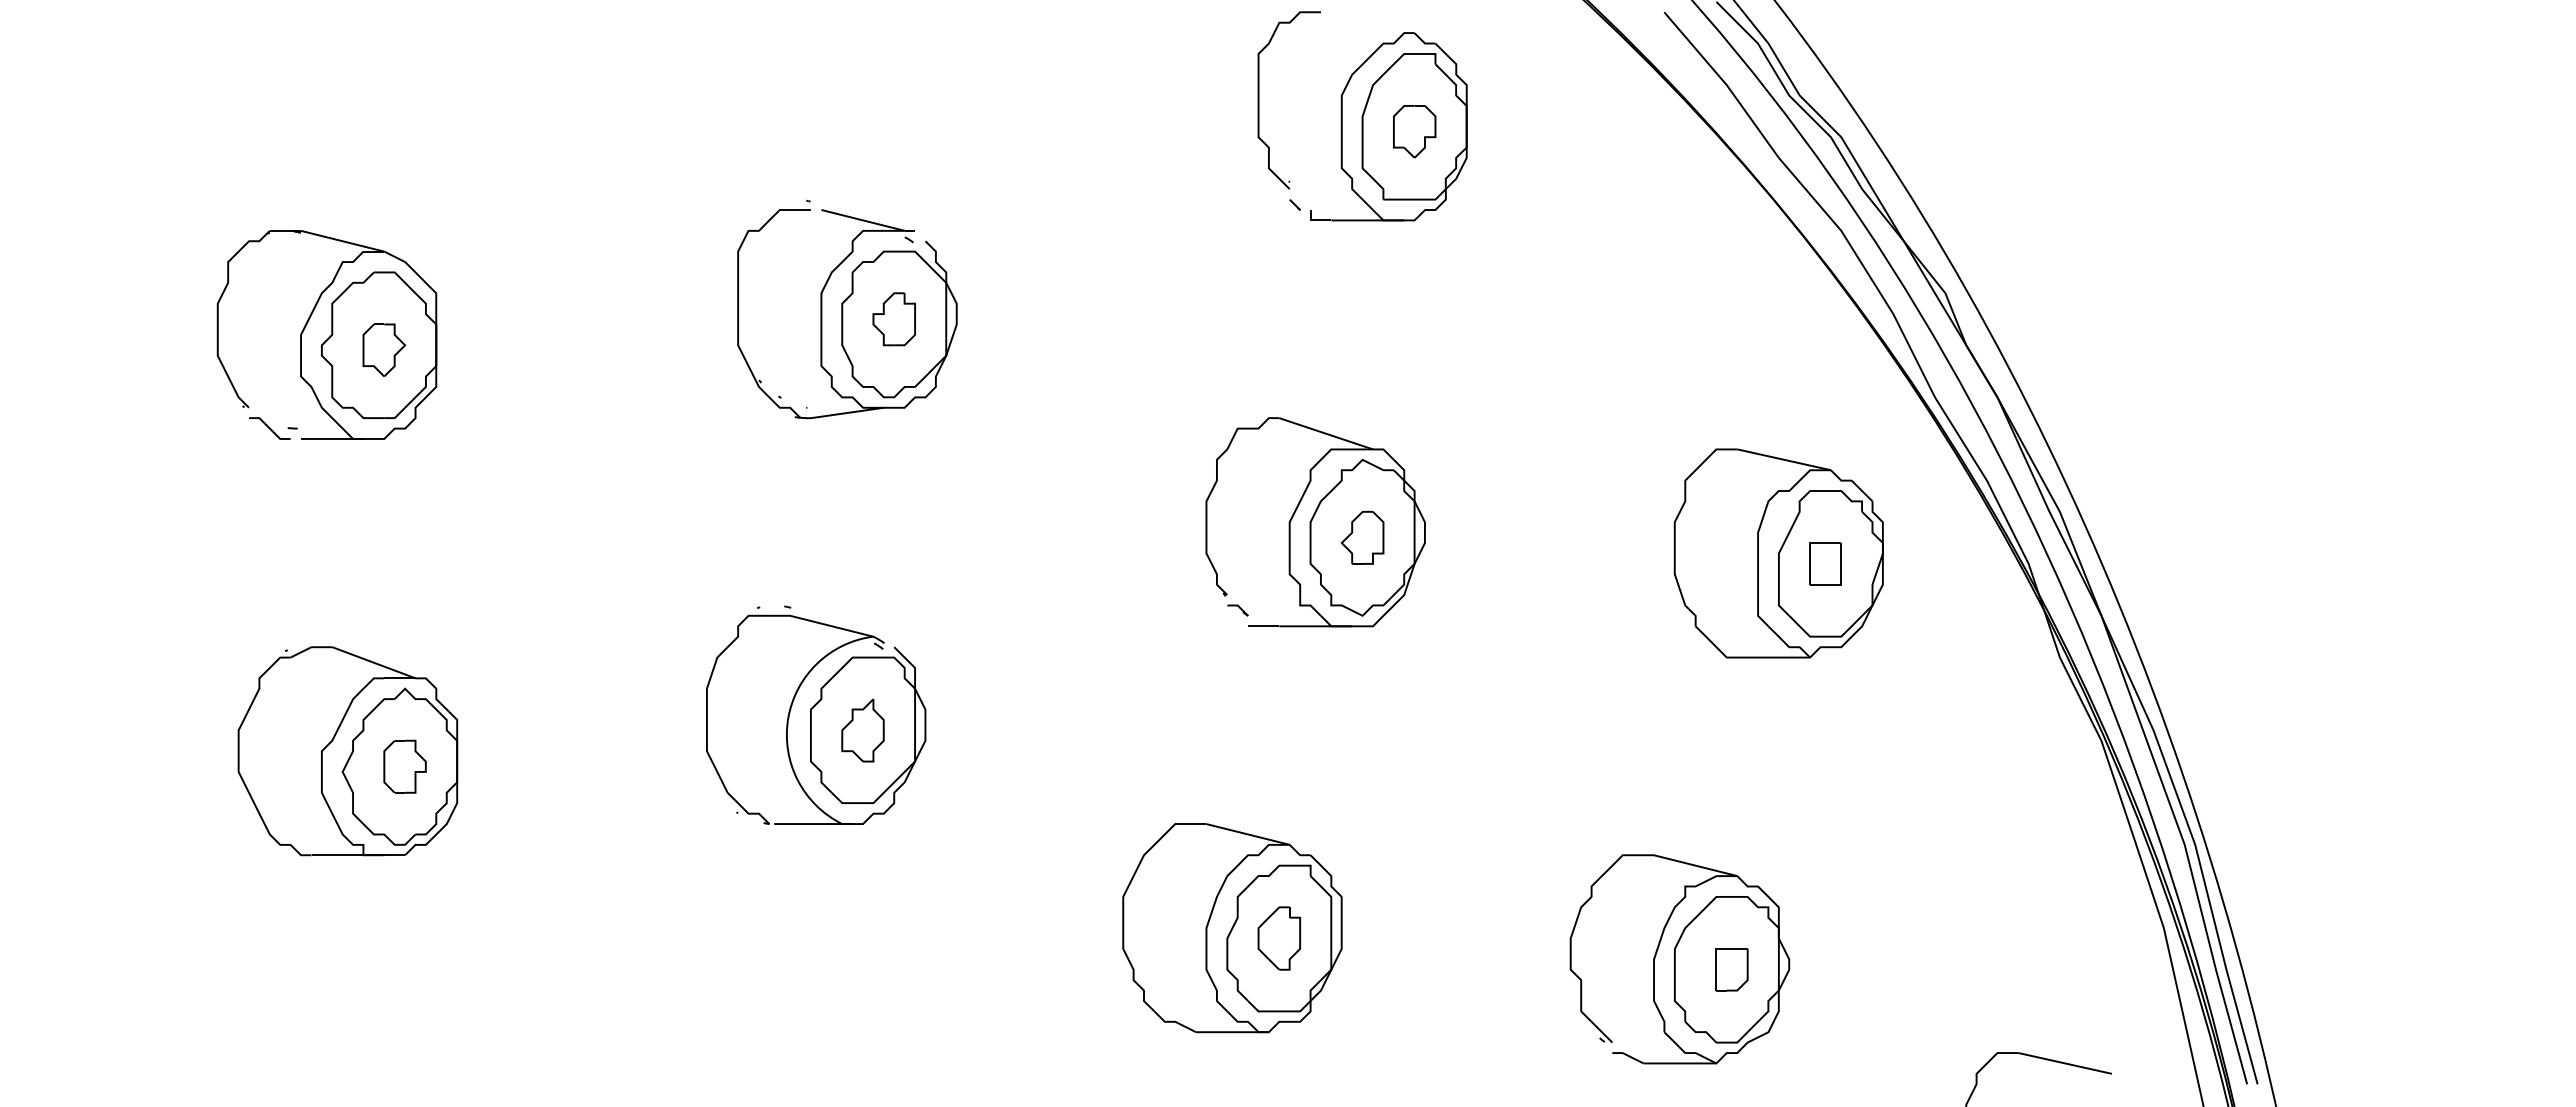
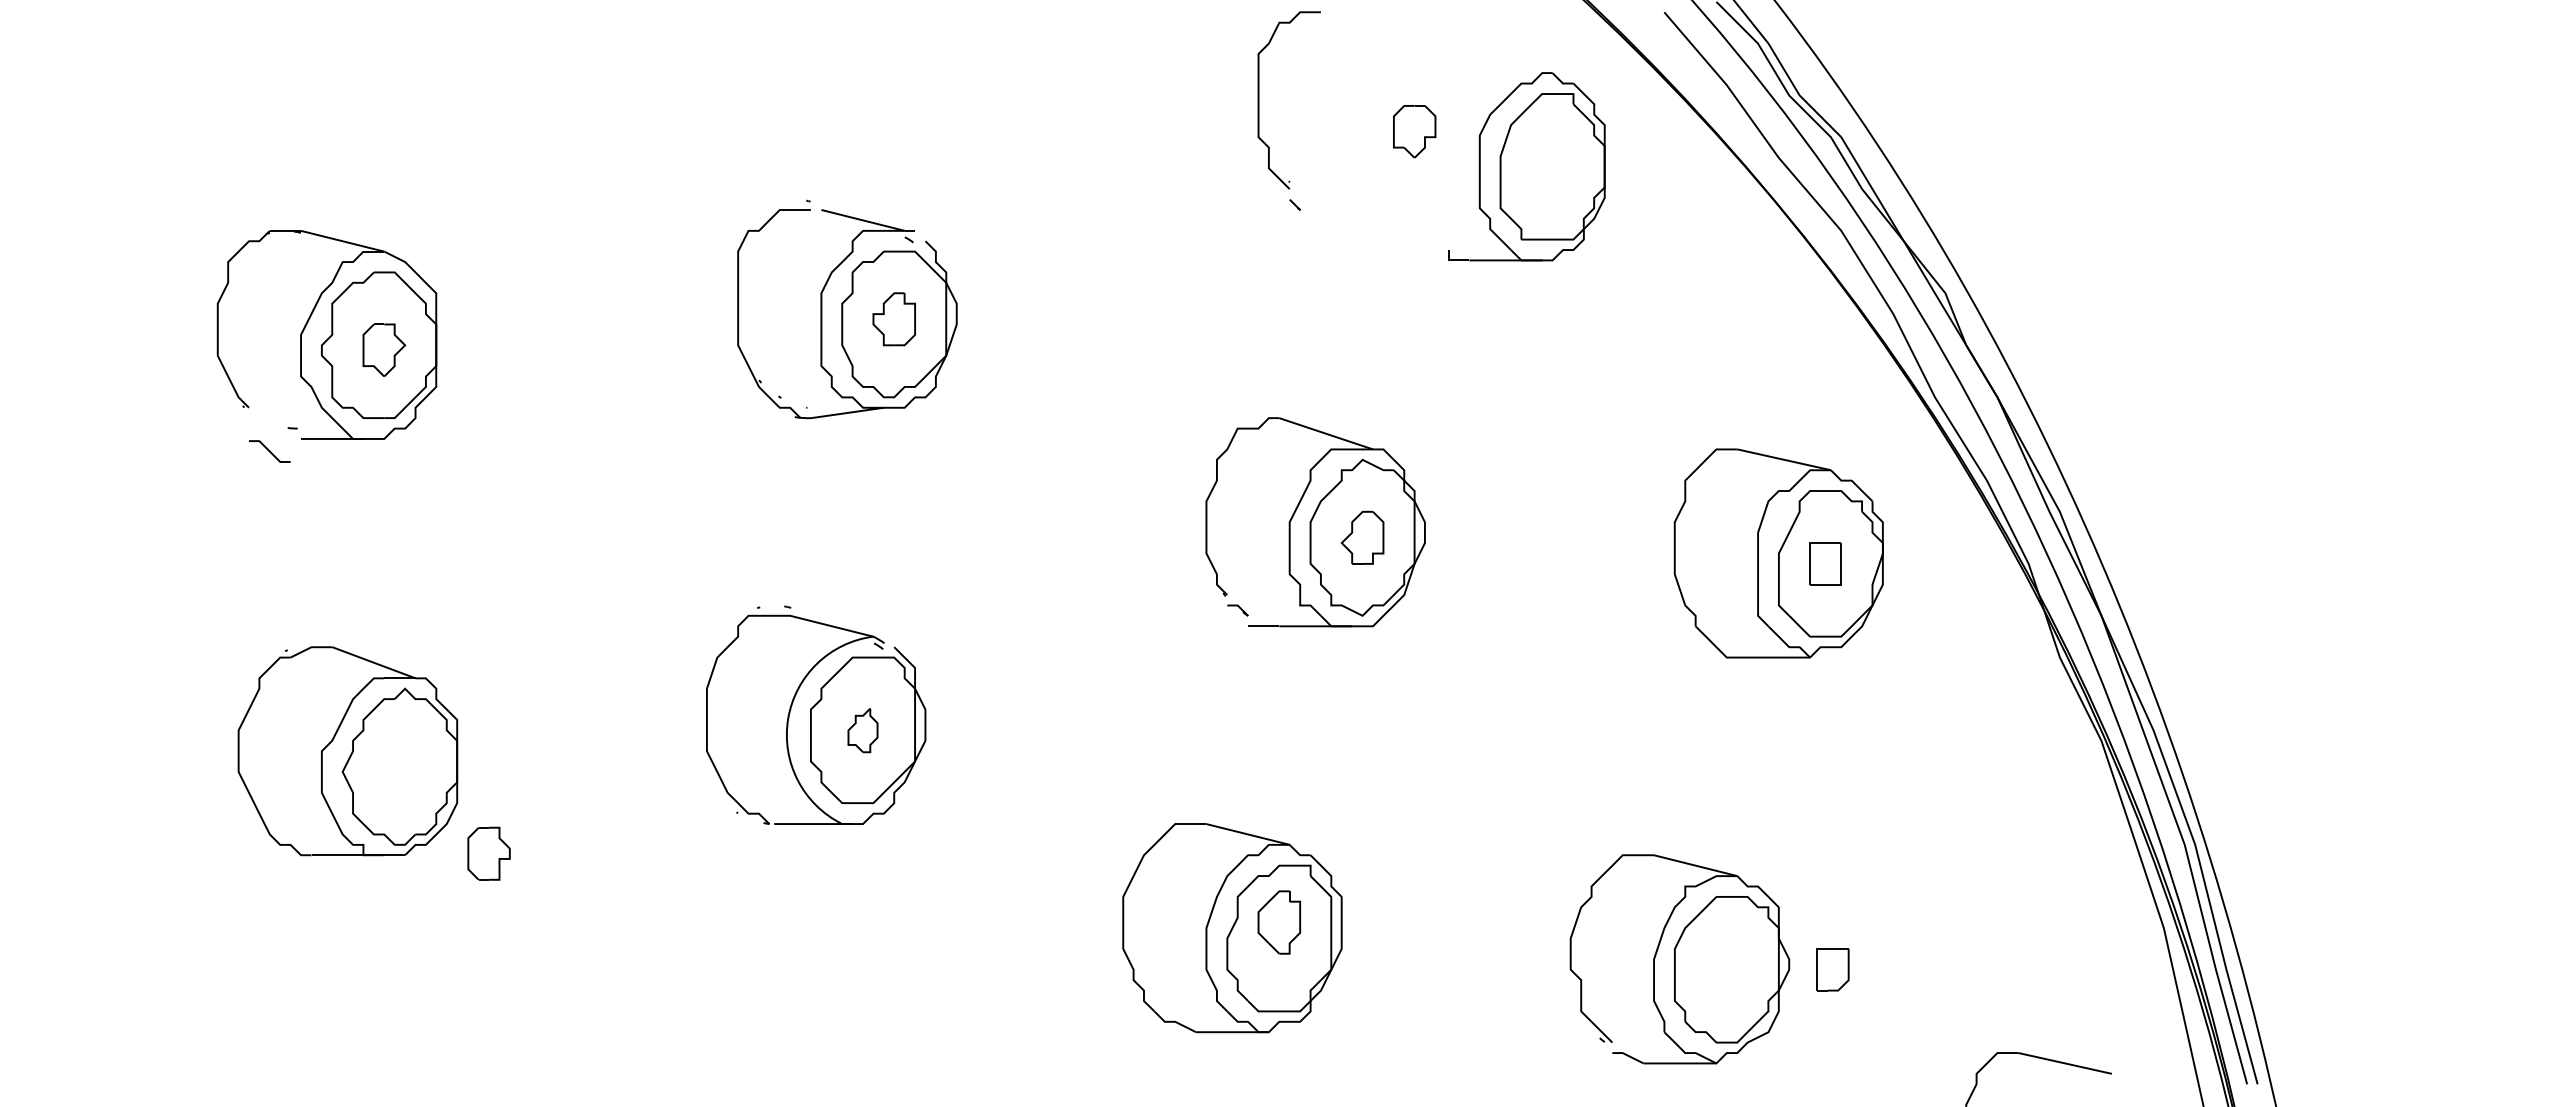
part position: (1388, 126) -> (1526, 166) (1526, 166)
line position: (269, 428) -> (269, 451) (269, 451)
part size: 44x65 px -> 32x46 px (862, 730)
part position: (404, 766) -> (488, 853) (488, 853)
part position: (1279, 938) -> (1279, 922) (1279, 922)
part position: (1731, 969) -> (1832, 969) (1832, 969)
